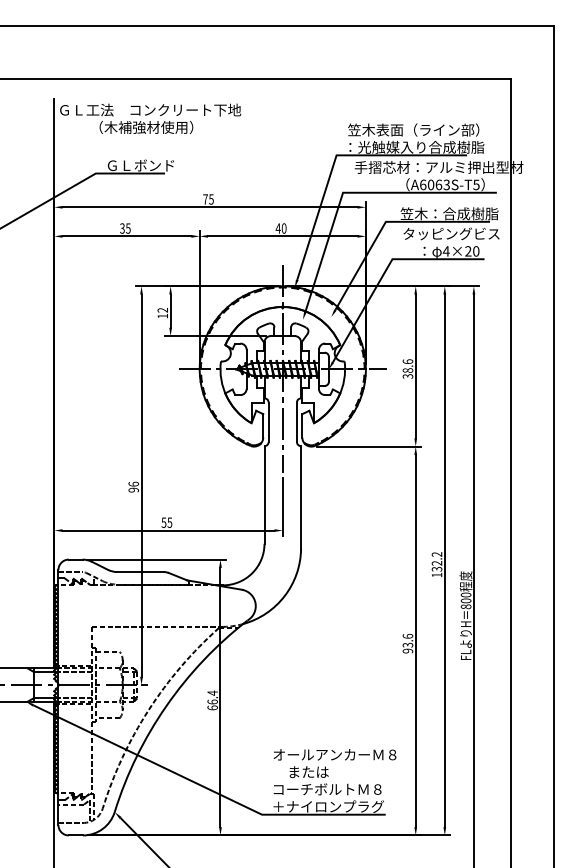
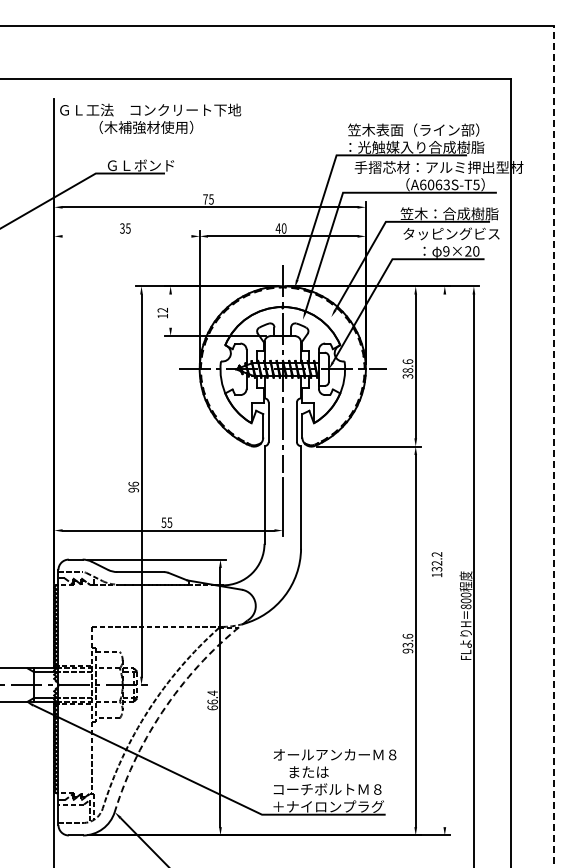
line: present -> none (126, 236)
text: 4×20 -> 9×20 (445, 251)
line: present -> none (170, 310)
line: solid -> dashed (553, 447)
line: present -> none (444, 560)
arc: solid -> dashed (166, 706)
